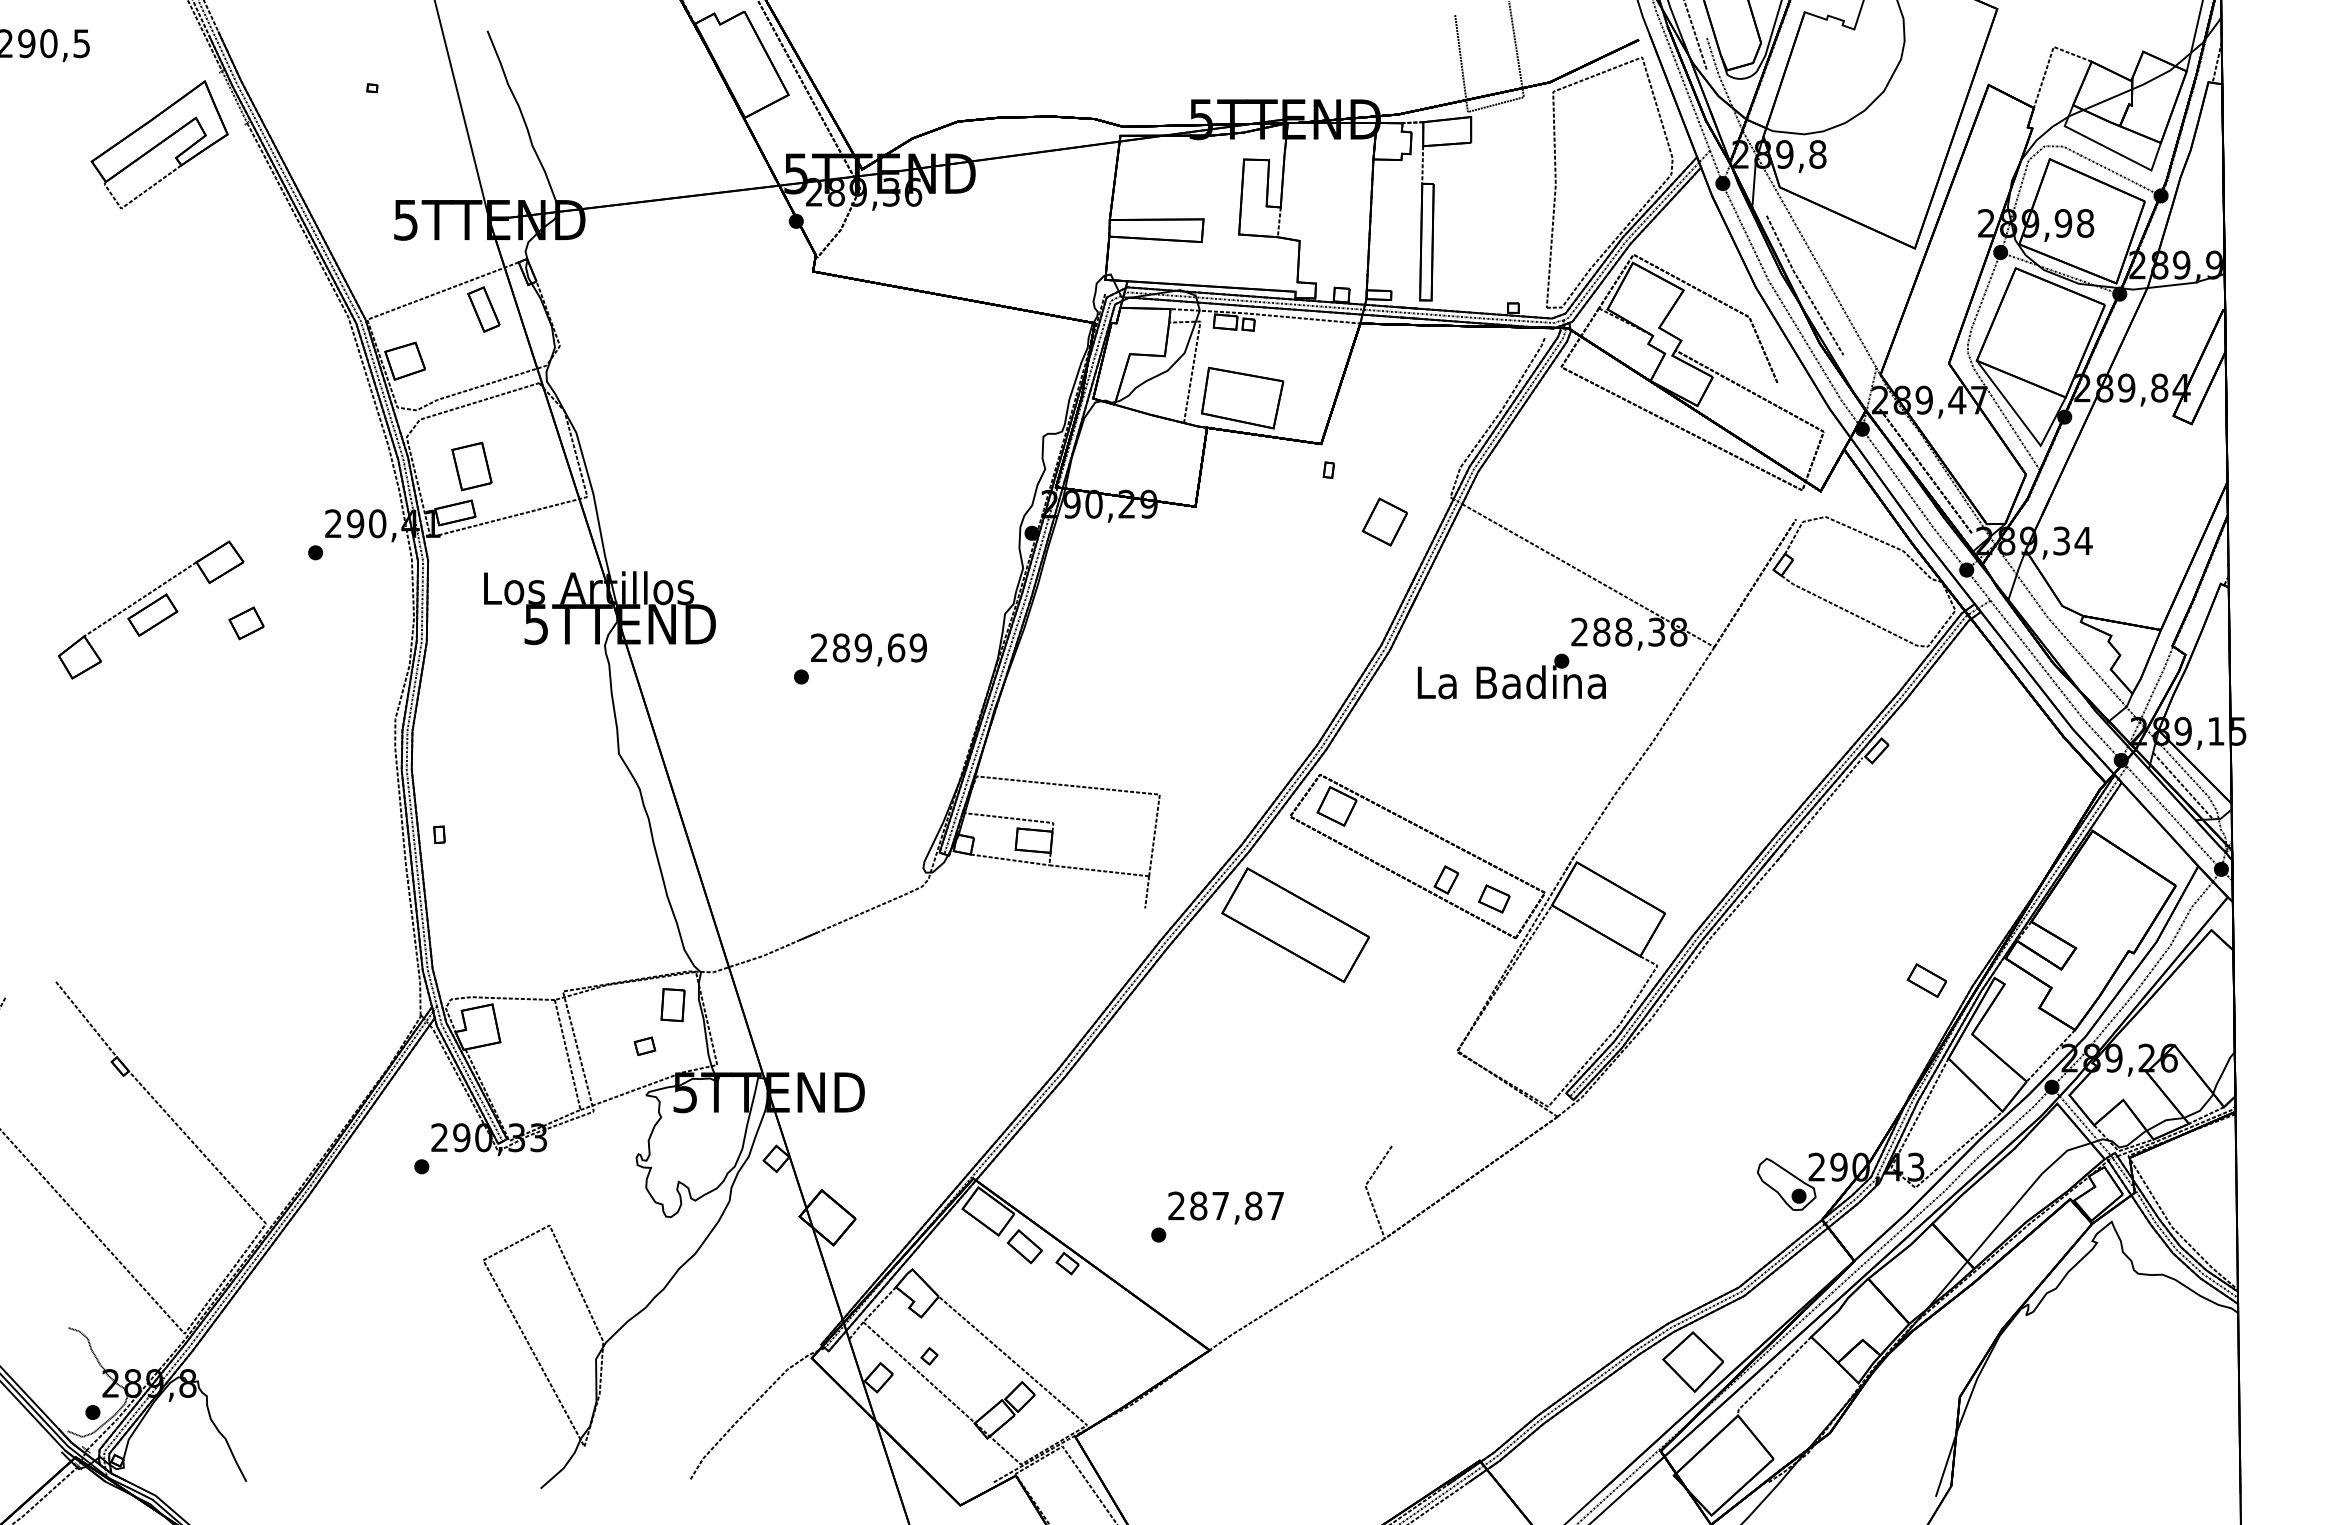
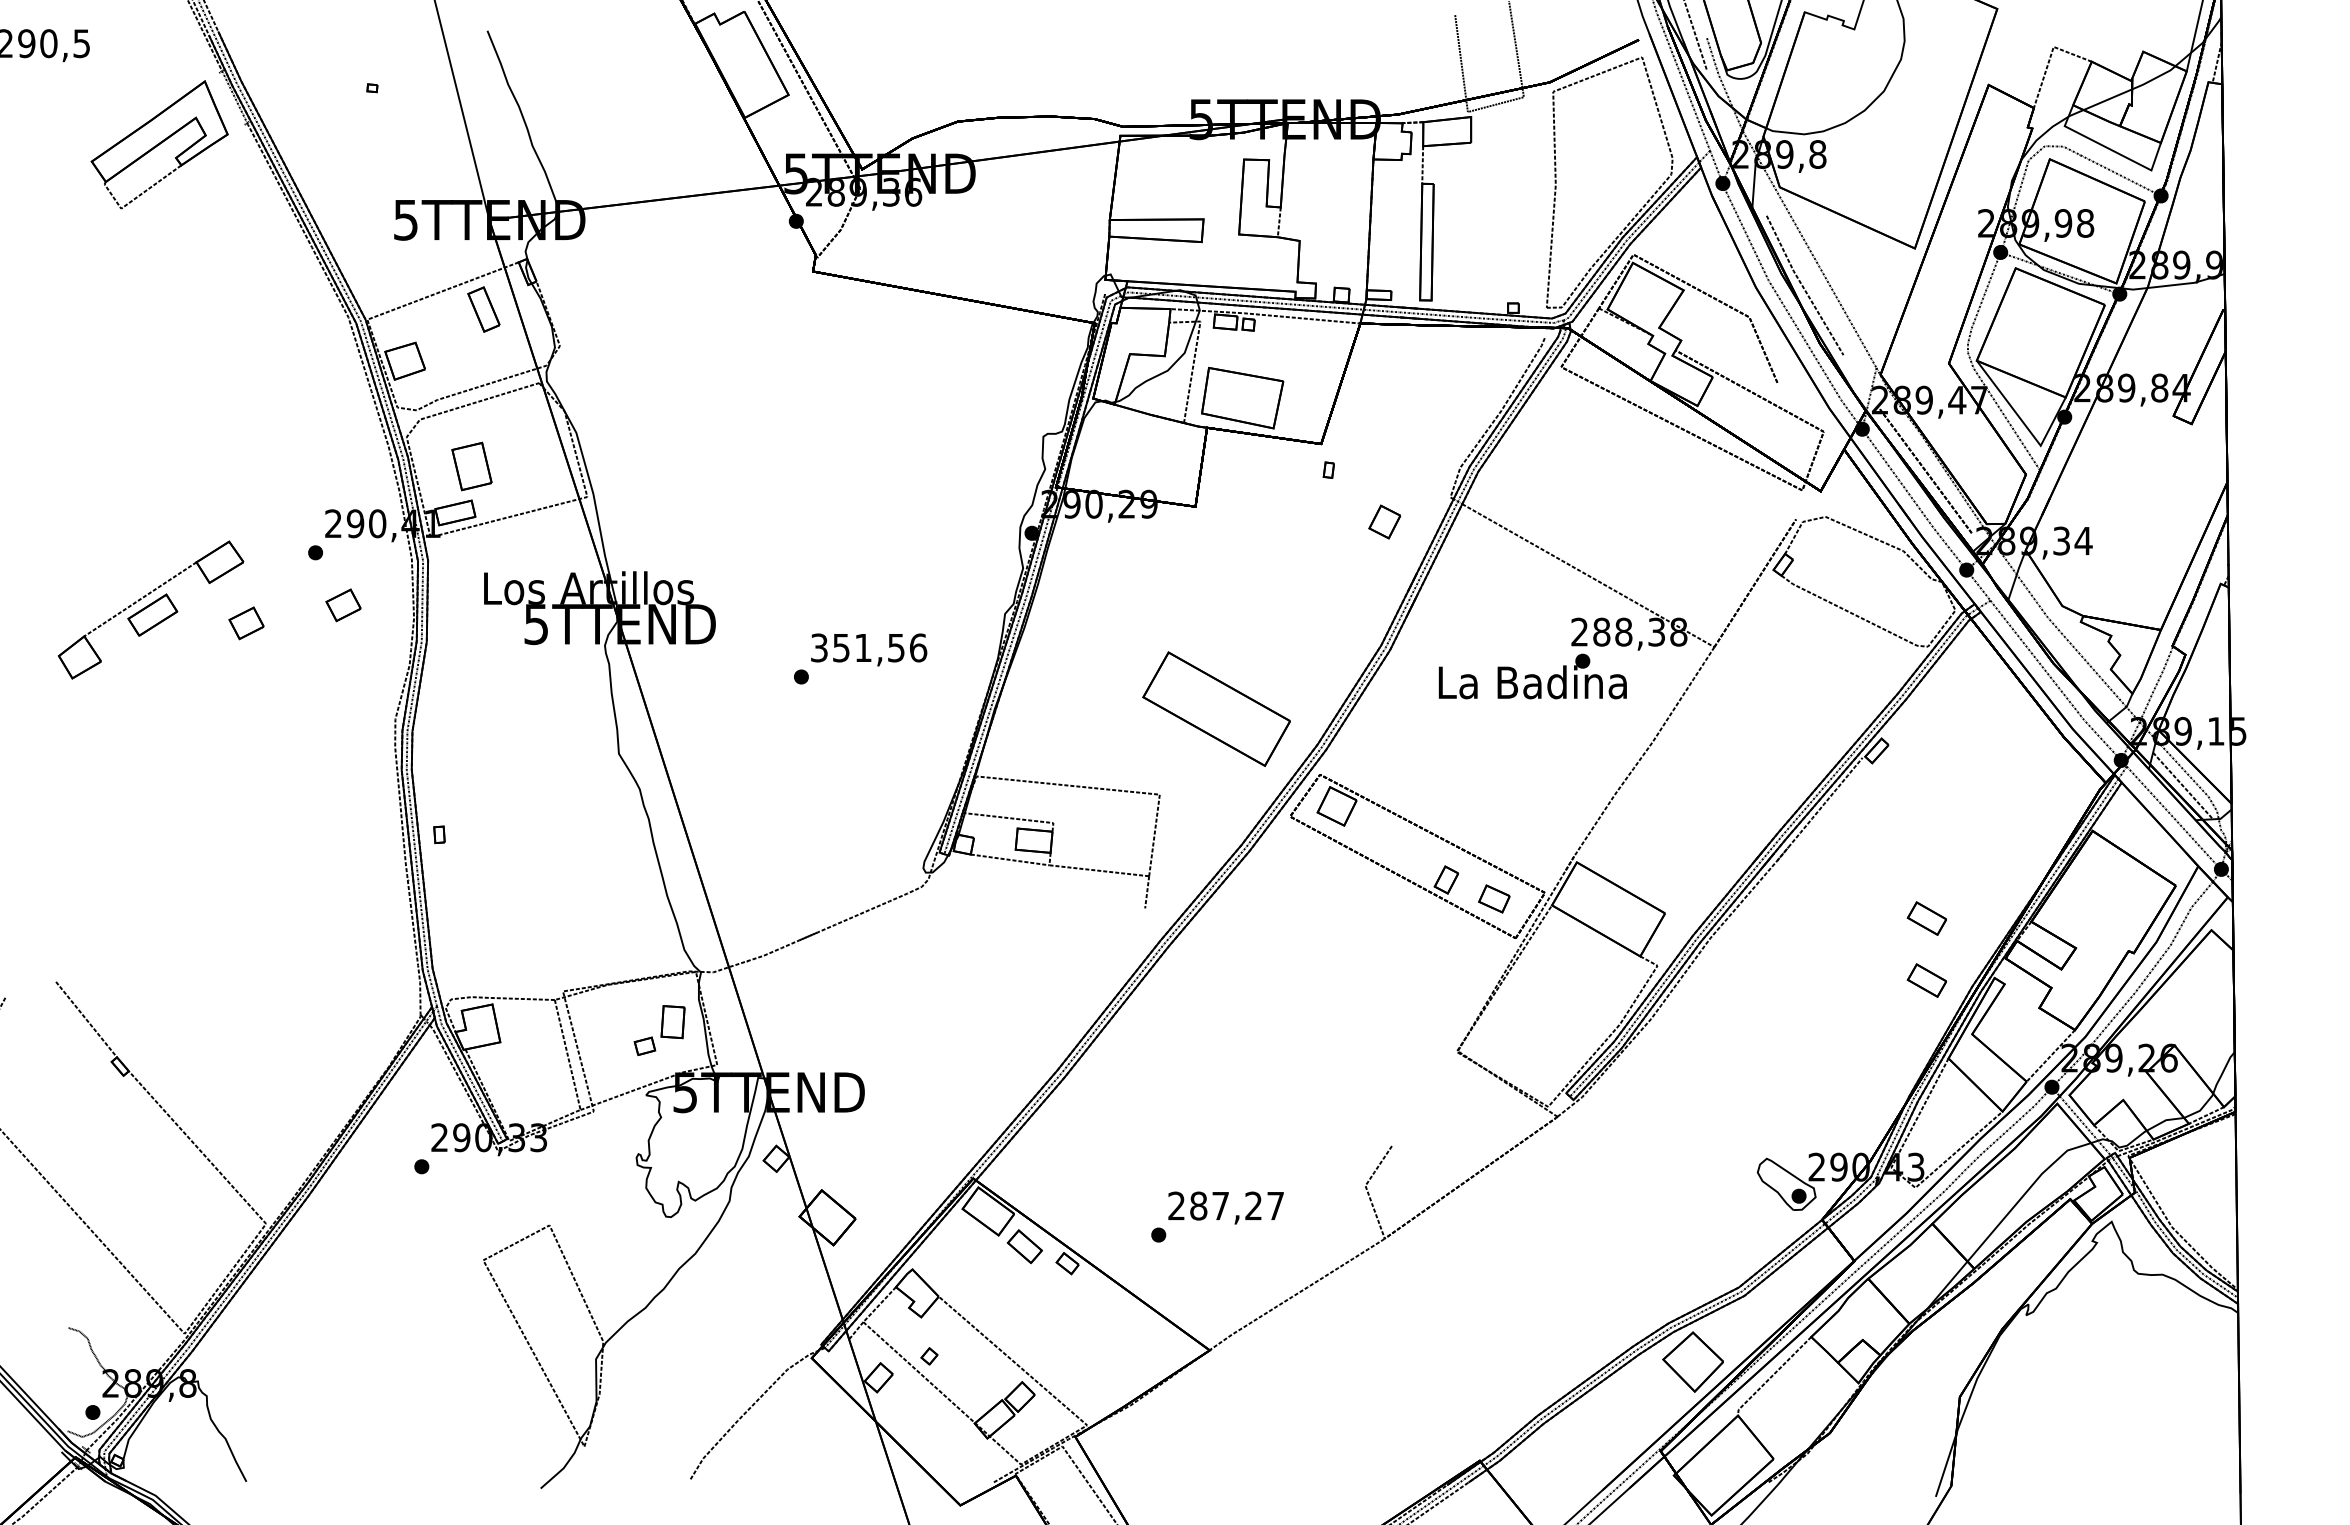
part size: 47x50 px -> 34x36 px (1384, 521)
part: none -> present (343, 605)
text: 289,69 -> 351,56 (869, 647)
text position: (1511, 676) -> (1532, 676) (1532, 676)
part: none -> present (1926, 918)
part position: (1295, 924) -> (1216, 708) (1216, 708)
part position: (672, 1005) -> (672, 1022) (672, 1022)
text: 287,87 -> 287,27 (1253, 1205)
